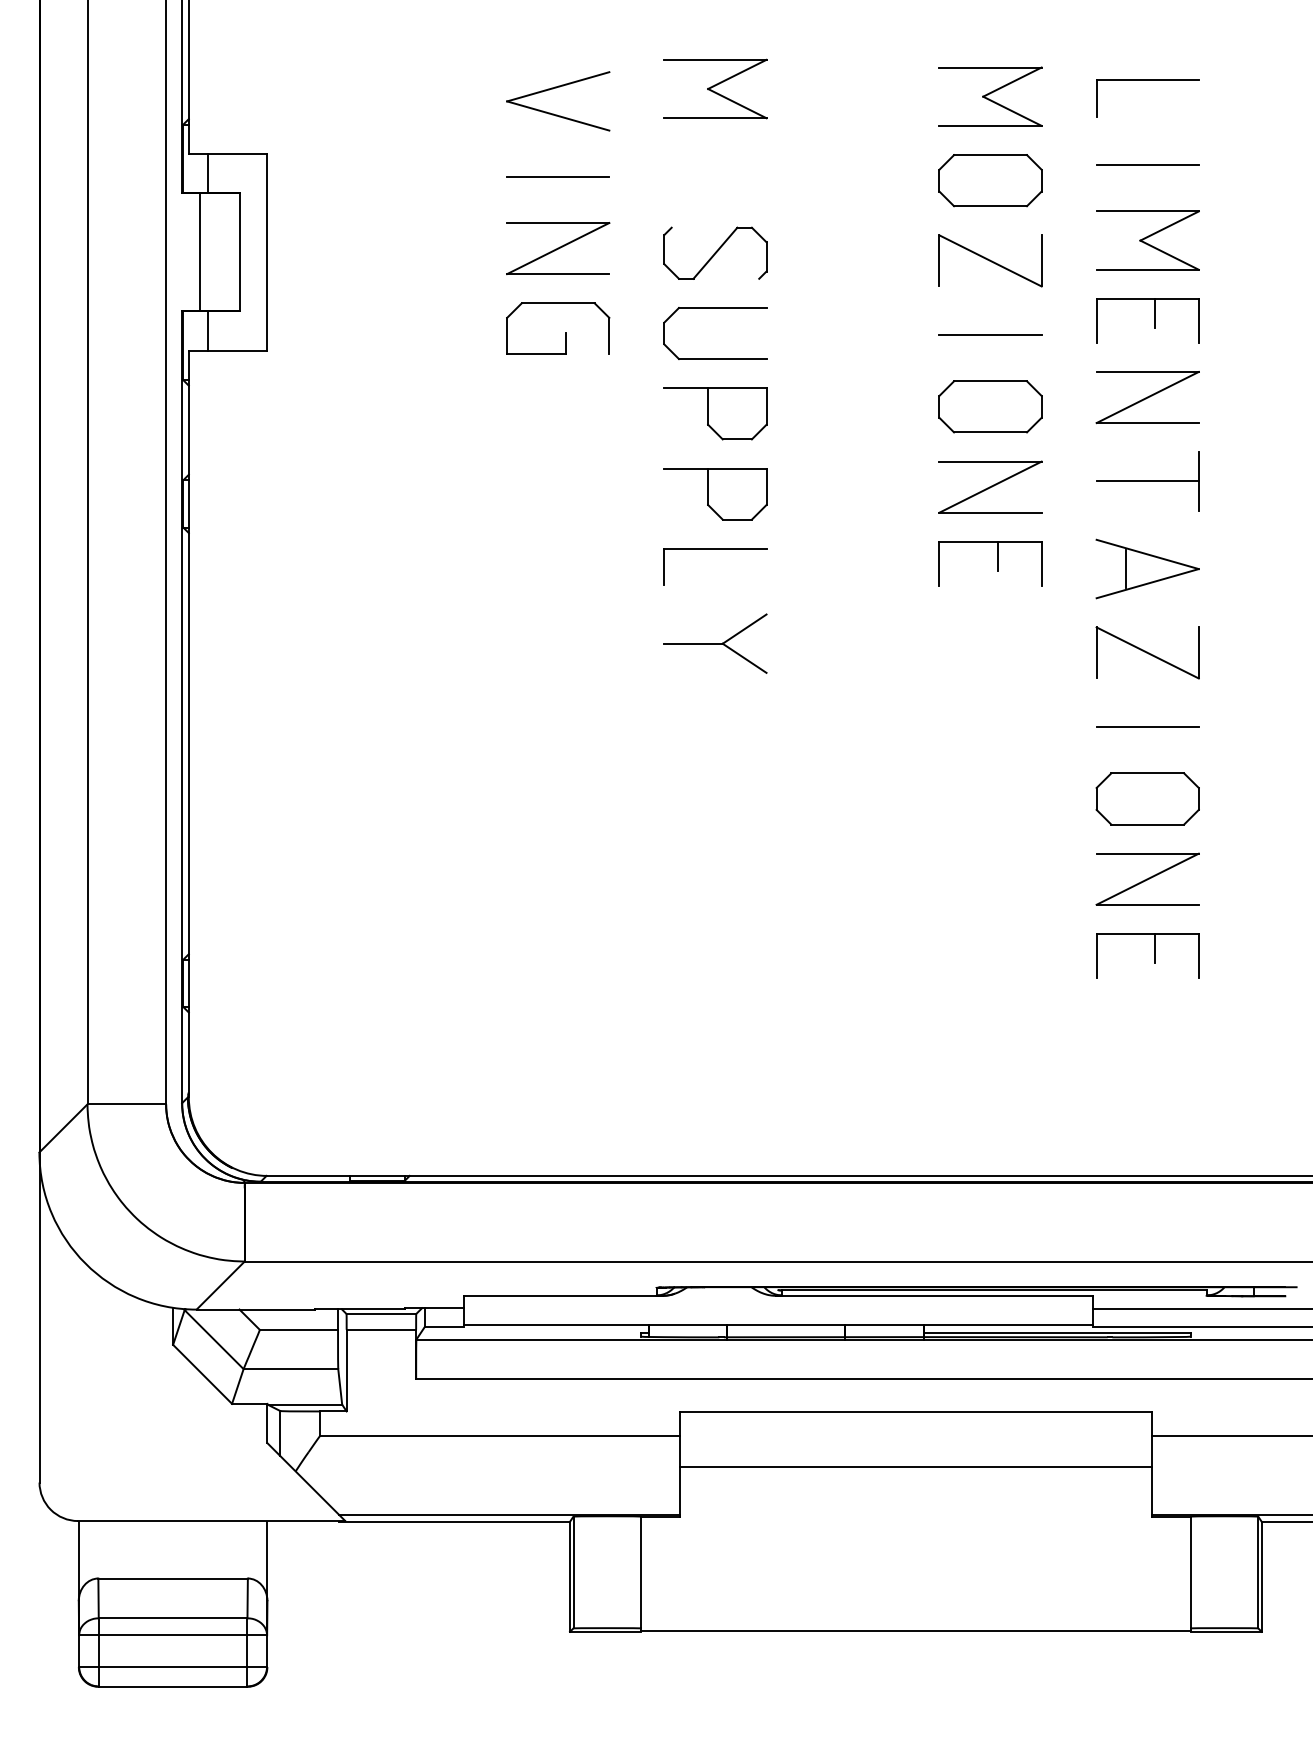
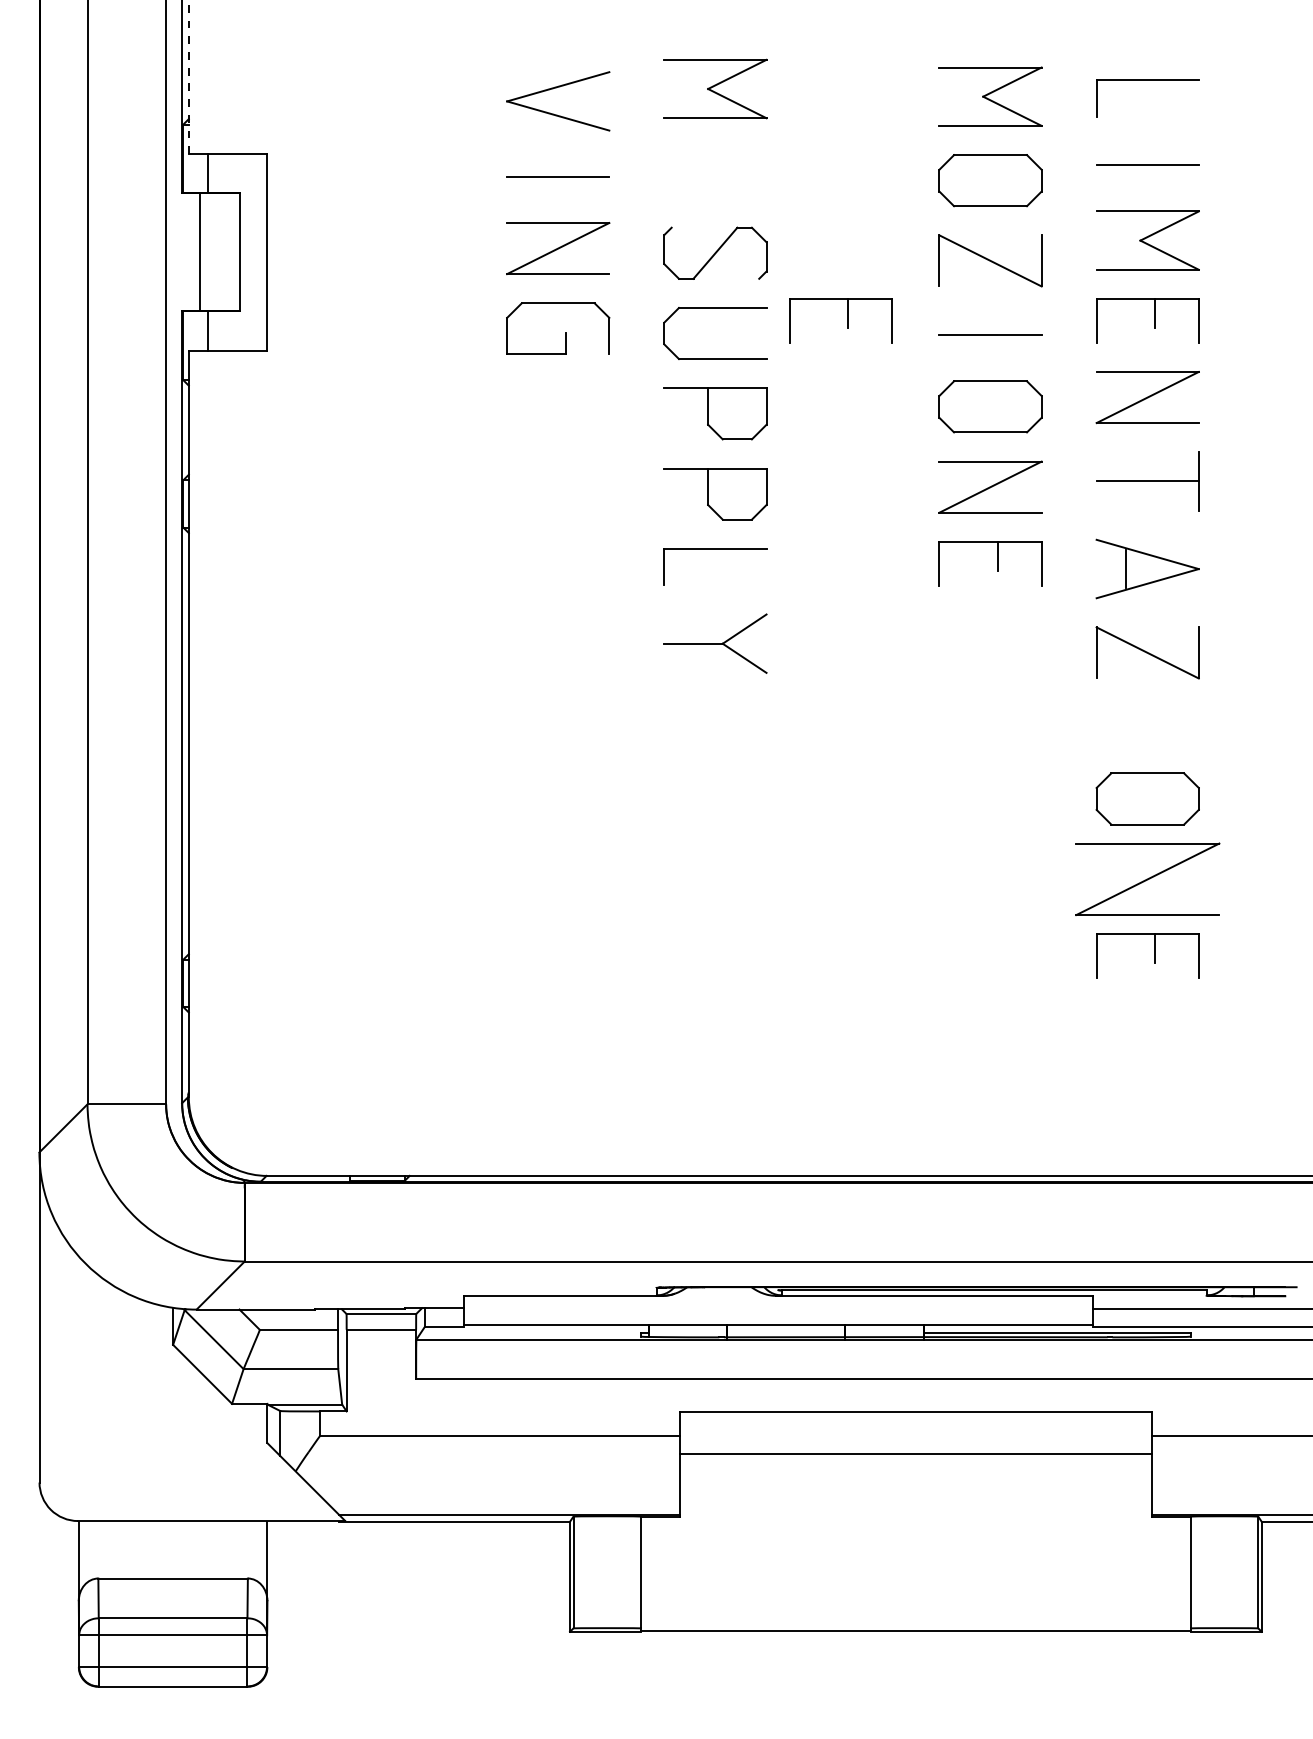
line: solid -> dashed (188, 77)
part: none -> present (847, 320)
line: present -> none (1147, 727)
part size: 105x54 px -> 146x74 px (1147, 878)
line position: (915, 1466) -> (915, 1453) (915, 1453)
